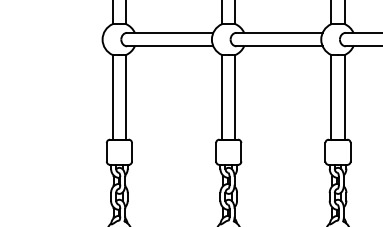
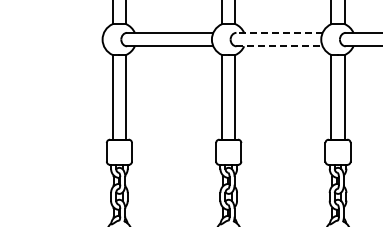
line: solid -> dashed (279, 32)
line: solid -> dashed (280, 46)
